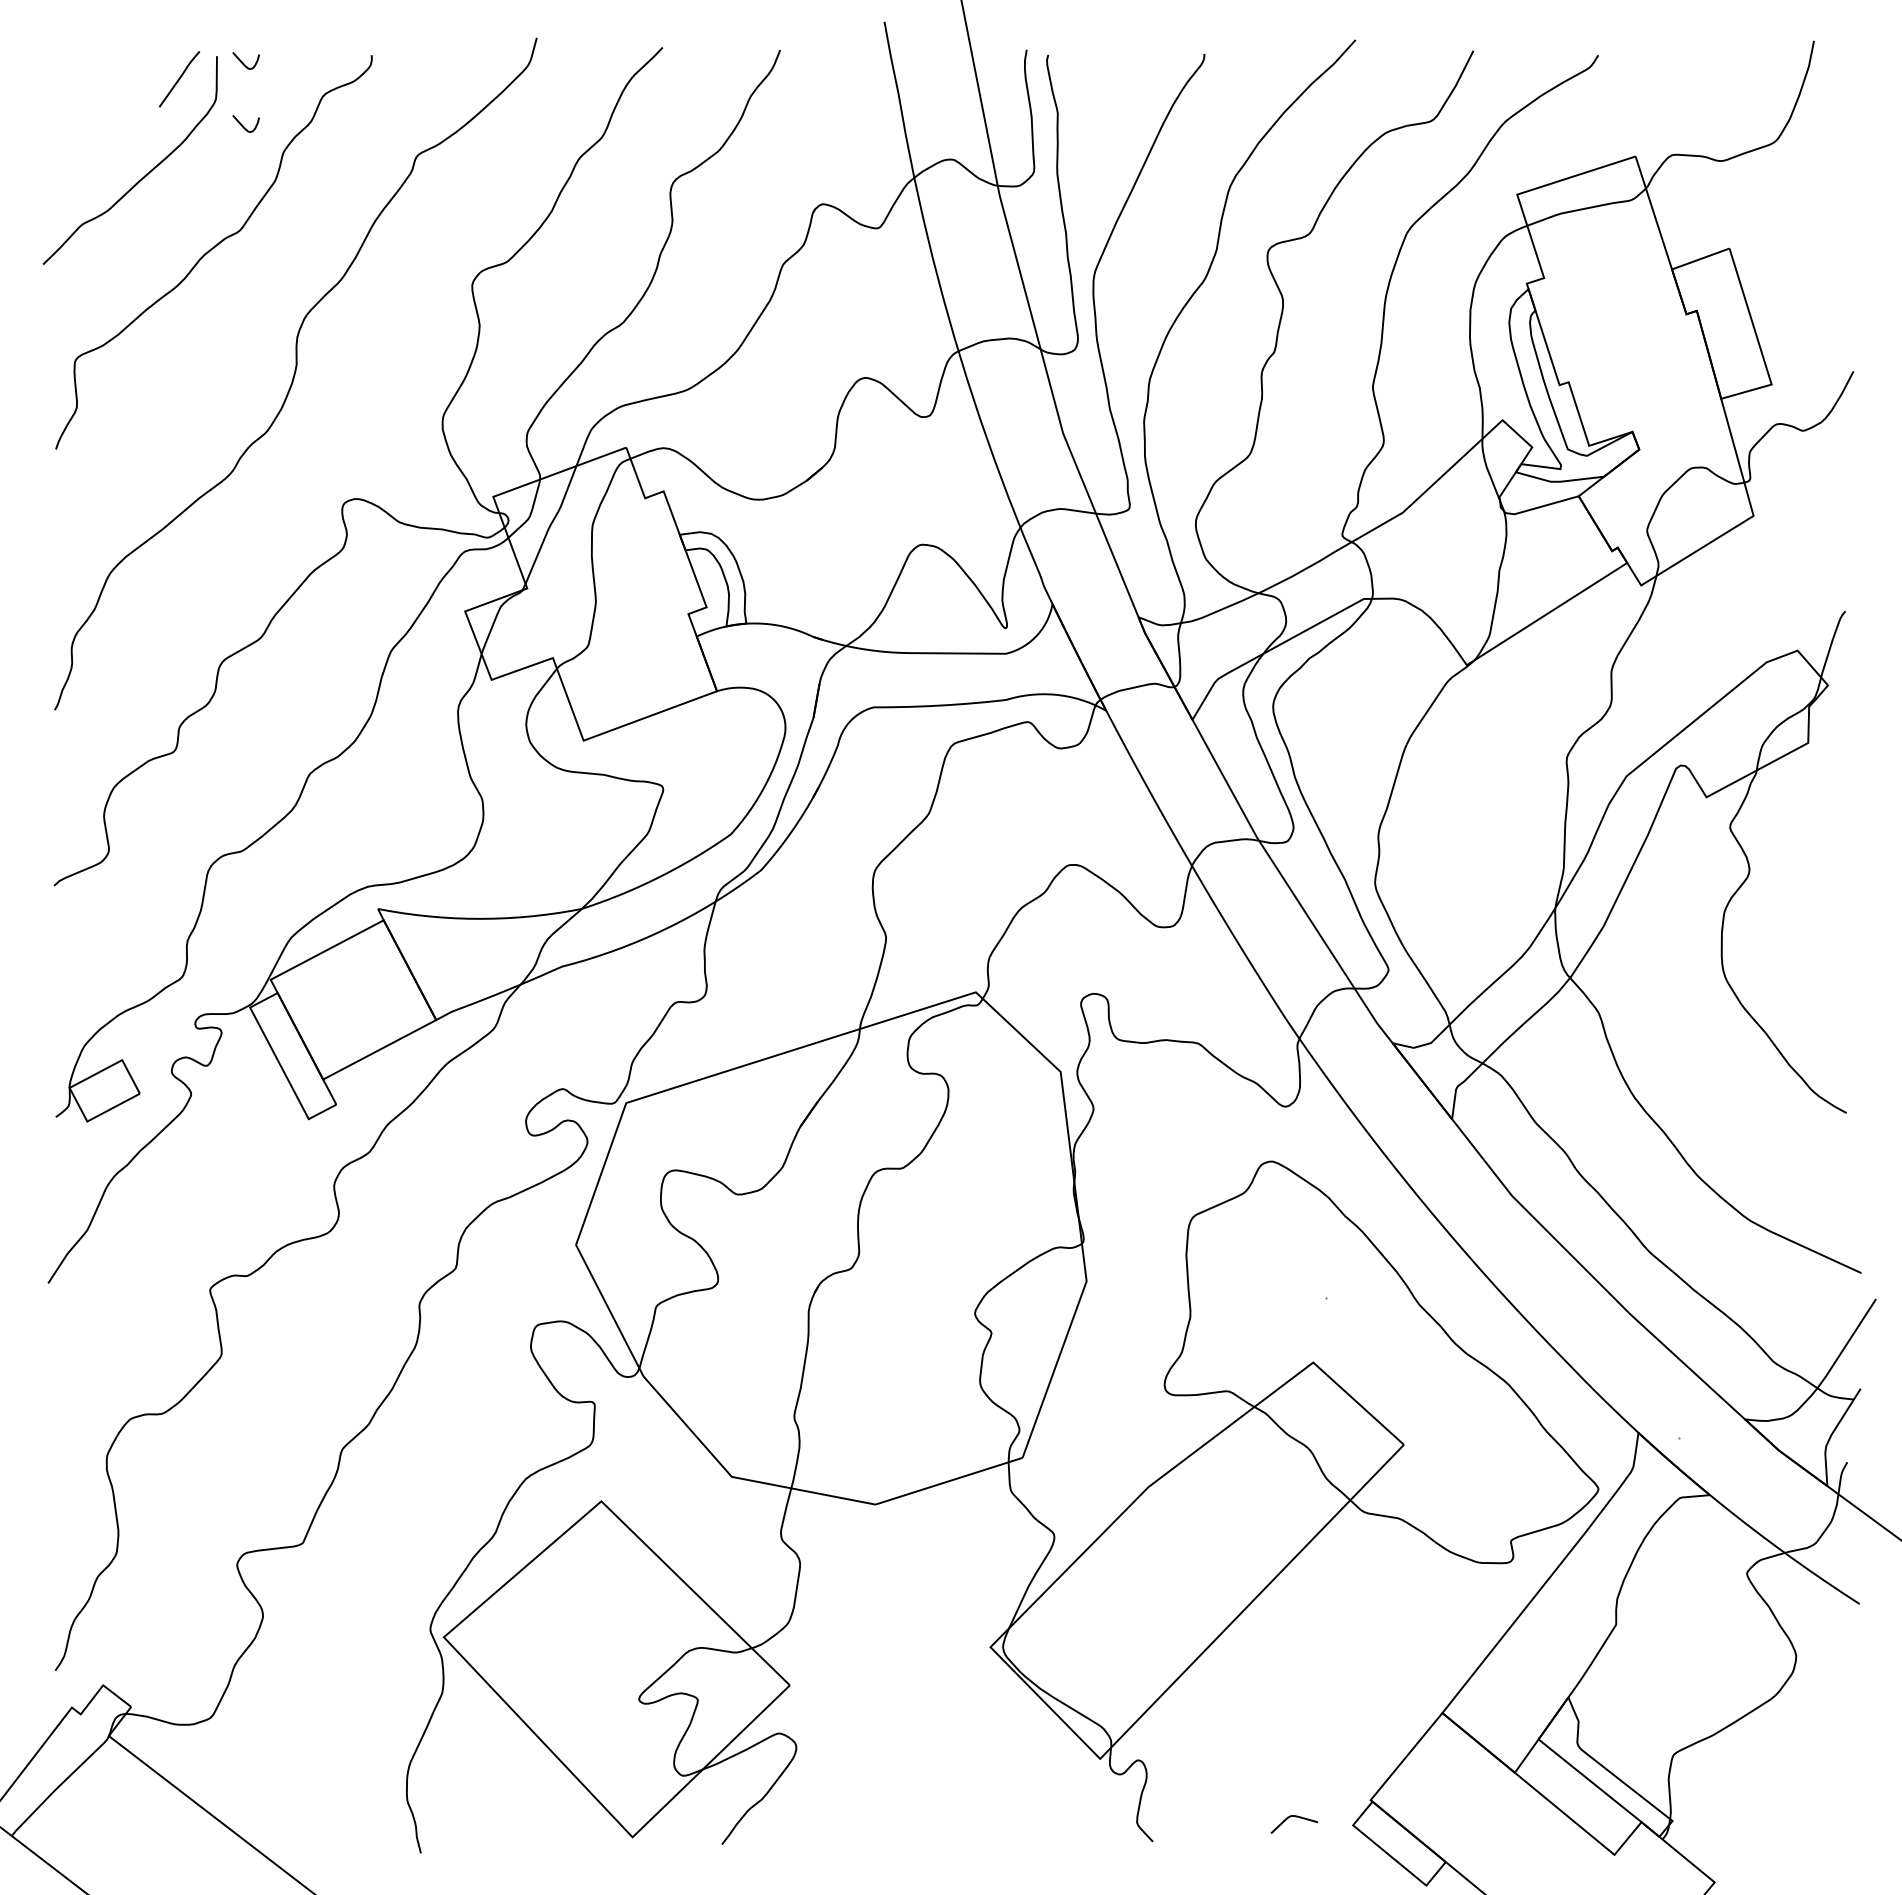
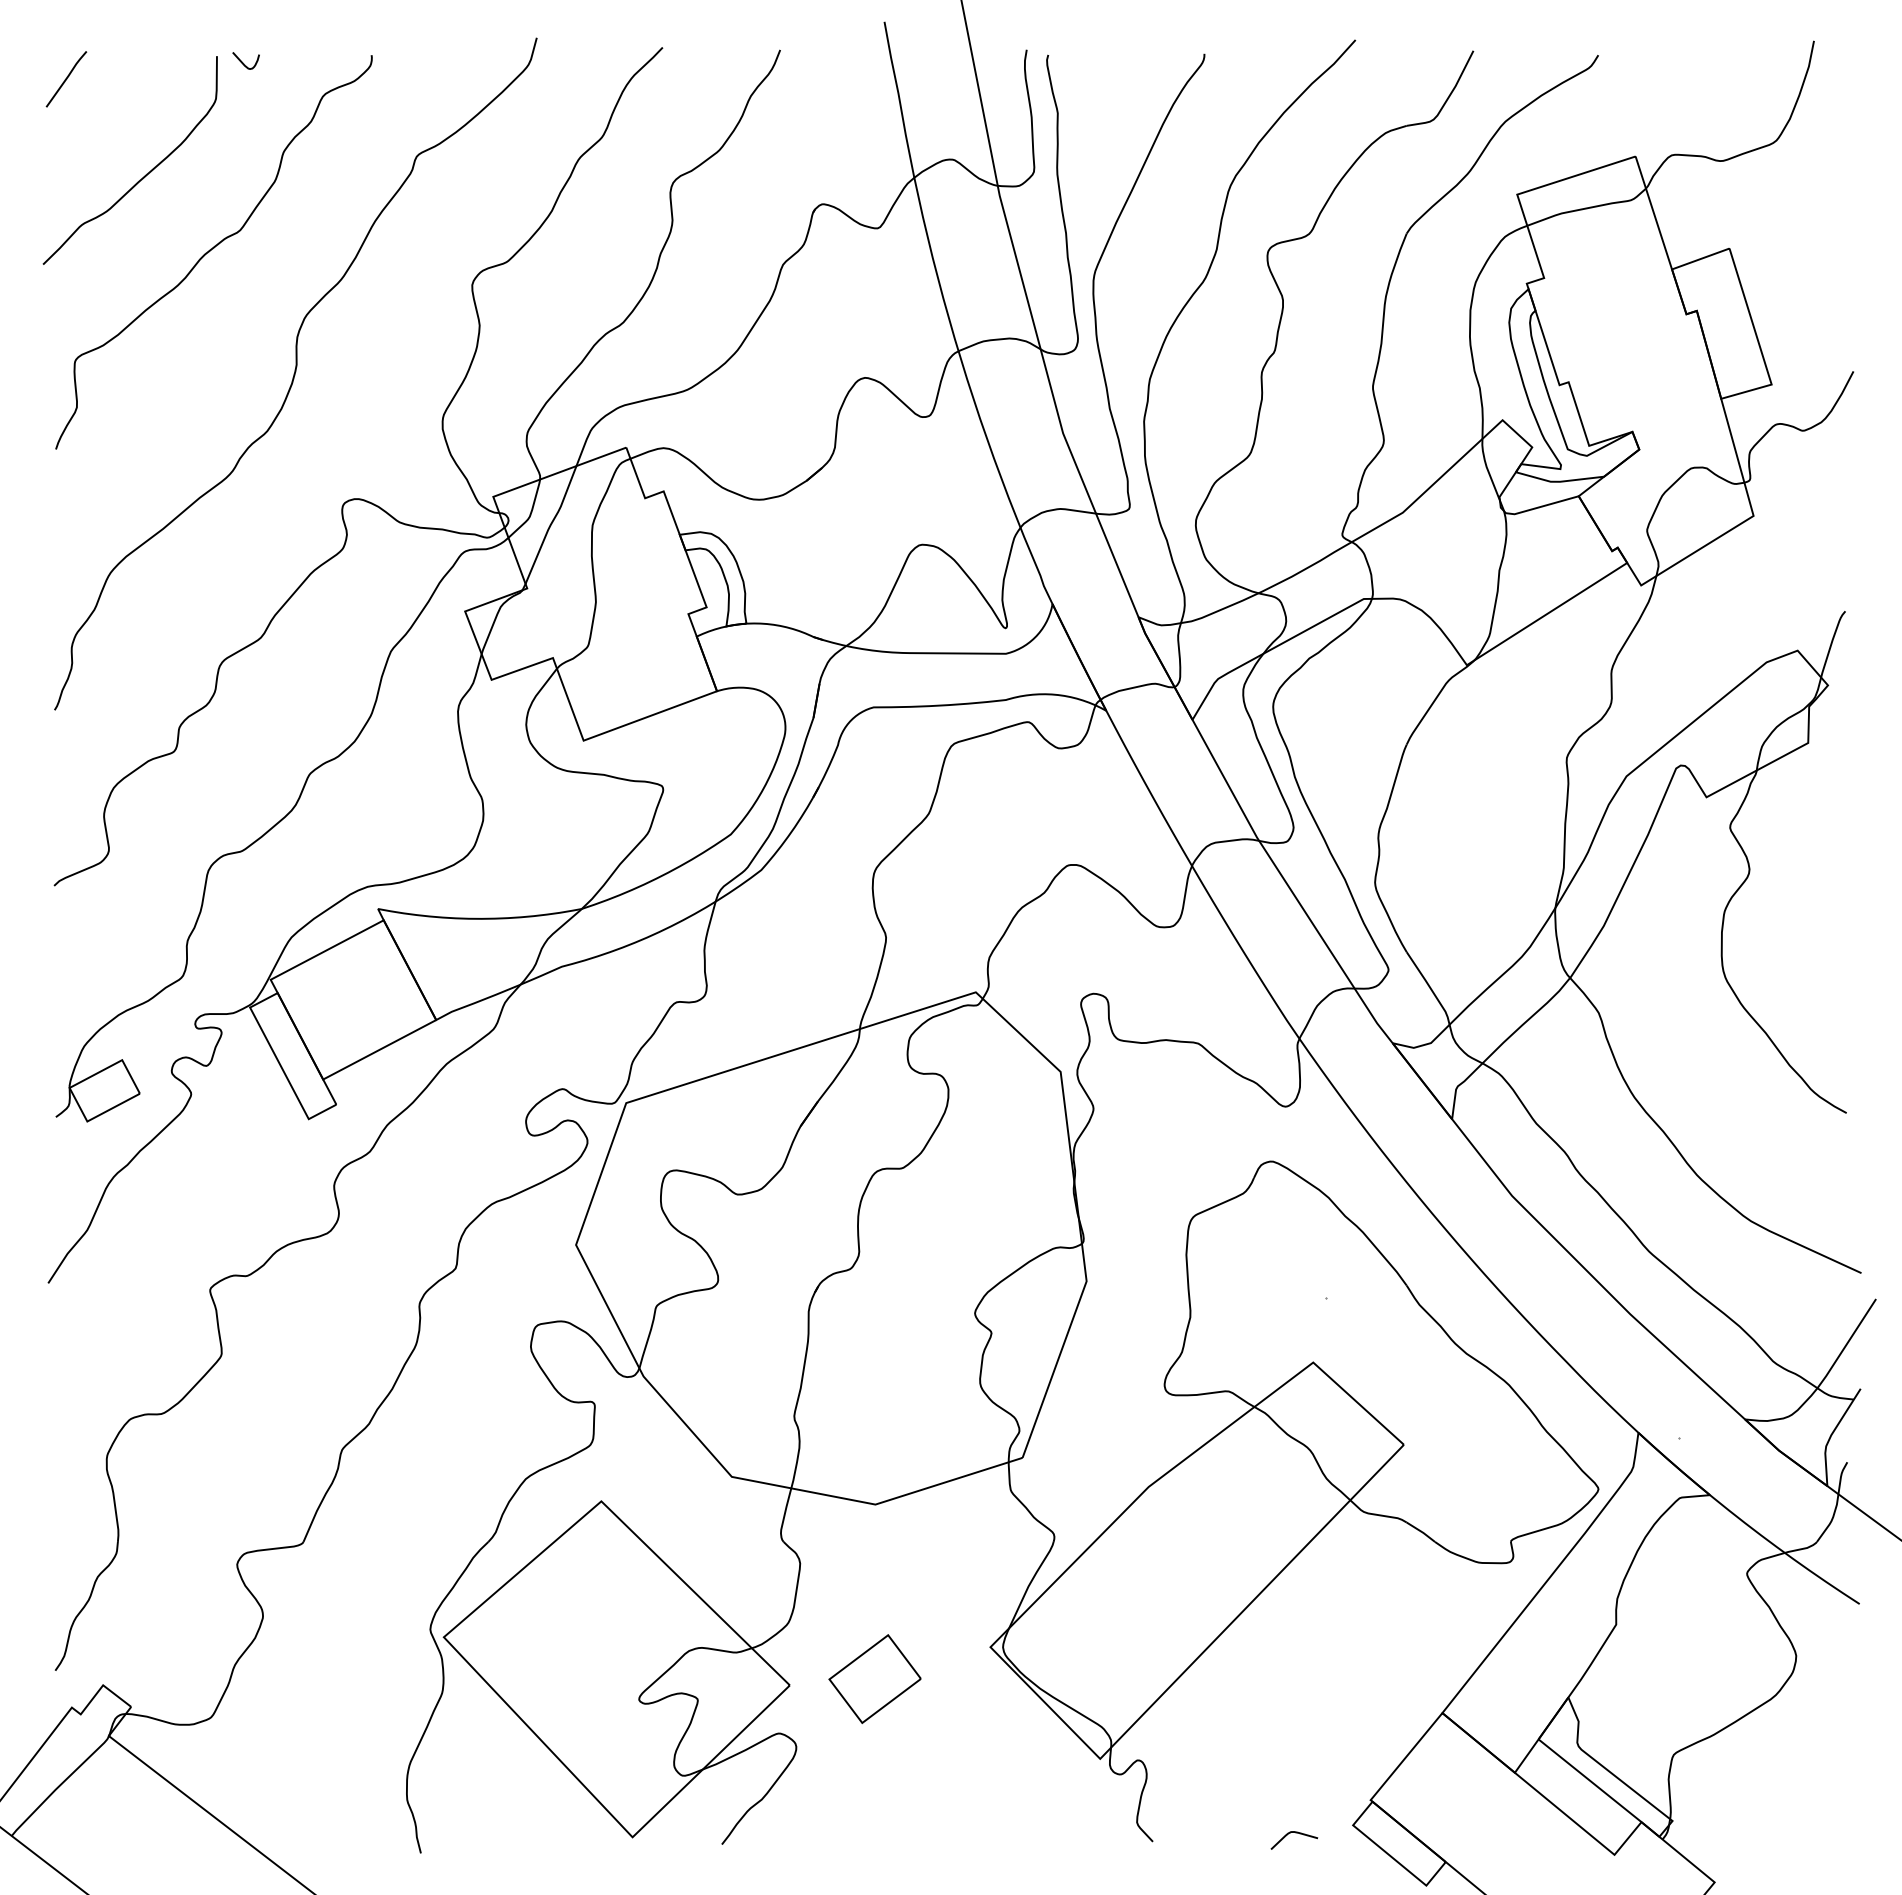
line position: (179, 79) -> (66, 79) (66, 79)
curve: present -> none (243, 125)
part: none -> present (874, 1678)
curve position: (1295, 1817) -> (1295, 1833) (1295, 1833)
